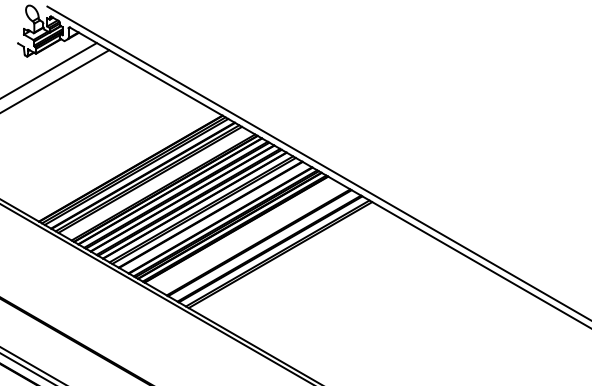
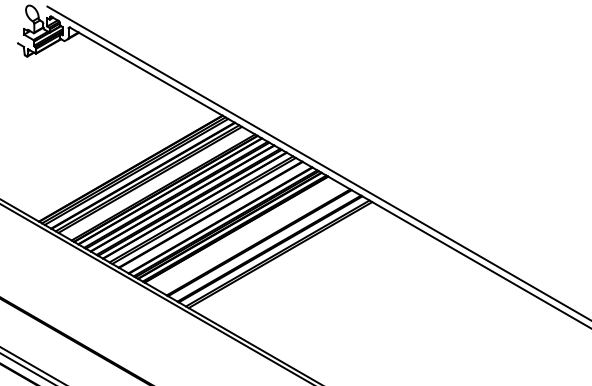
line: present -> none (49, 70)
line: present -> none (55, 81)
